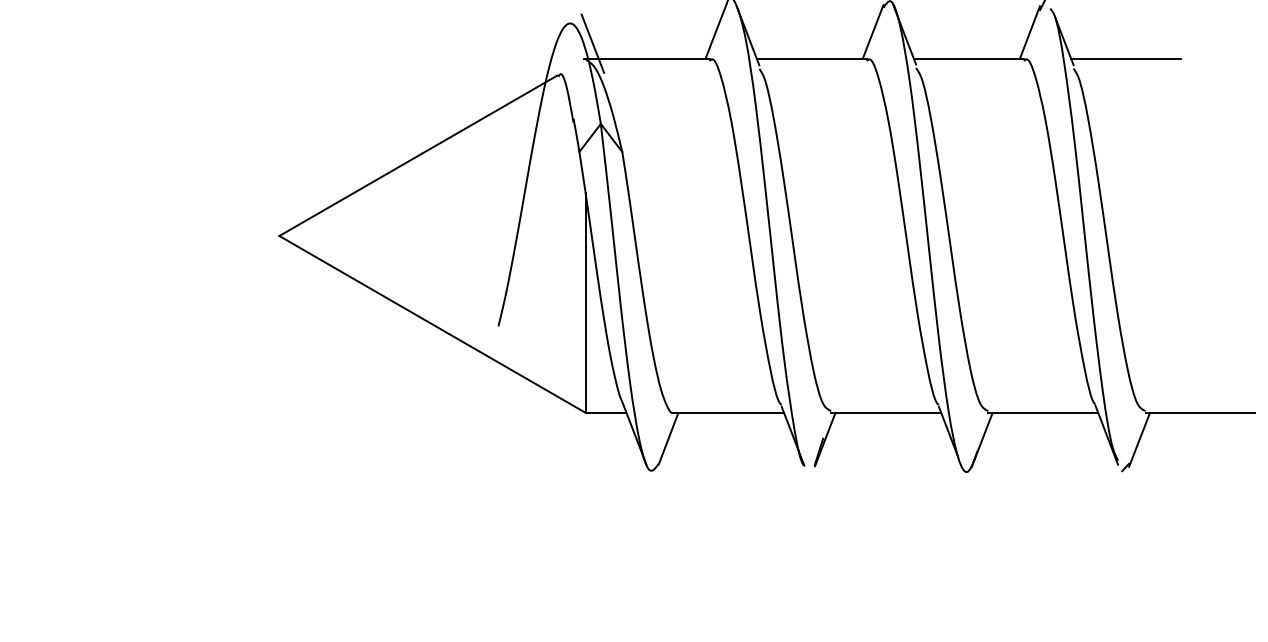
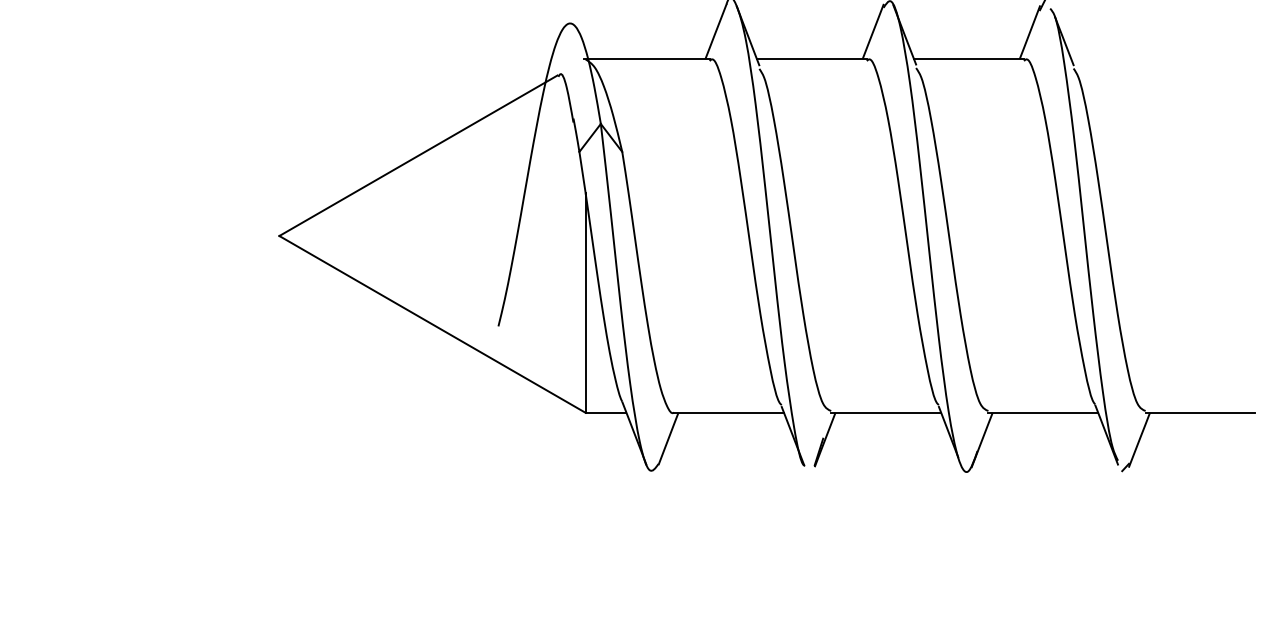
line: present -> none (592, 43)
line: present -> none (1126, 59)
